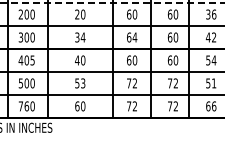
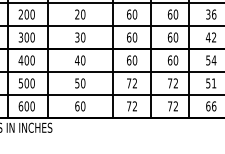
line: dashed -> solid (112, 3)
text: 34 -> 30 (82, 37)
text: 64 -> 60 (134, 37)
text: 405 -> 400 (32, 60)
text: 53 -> 50 (83, 83)
text: 760 -> 600 (23, 106)
